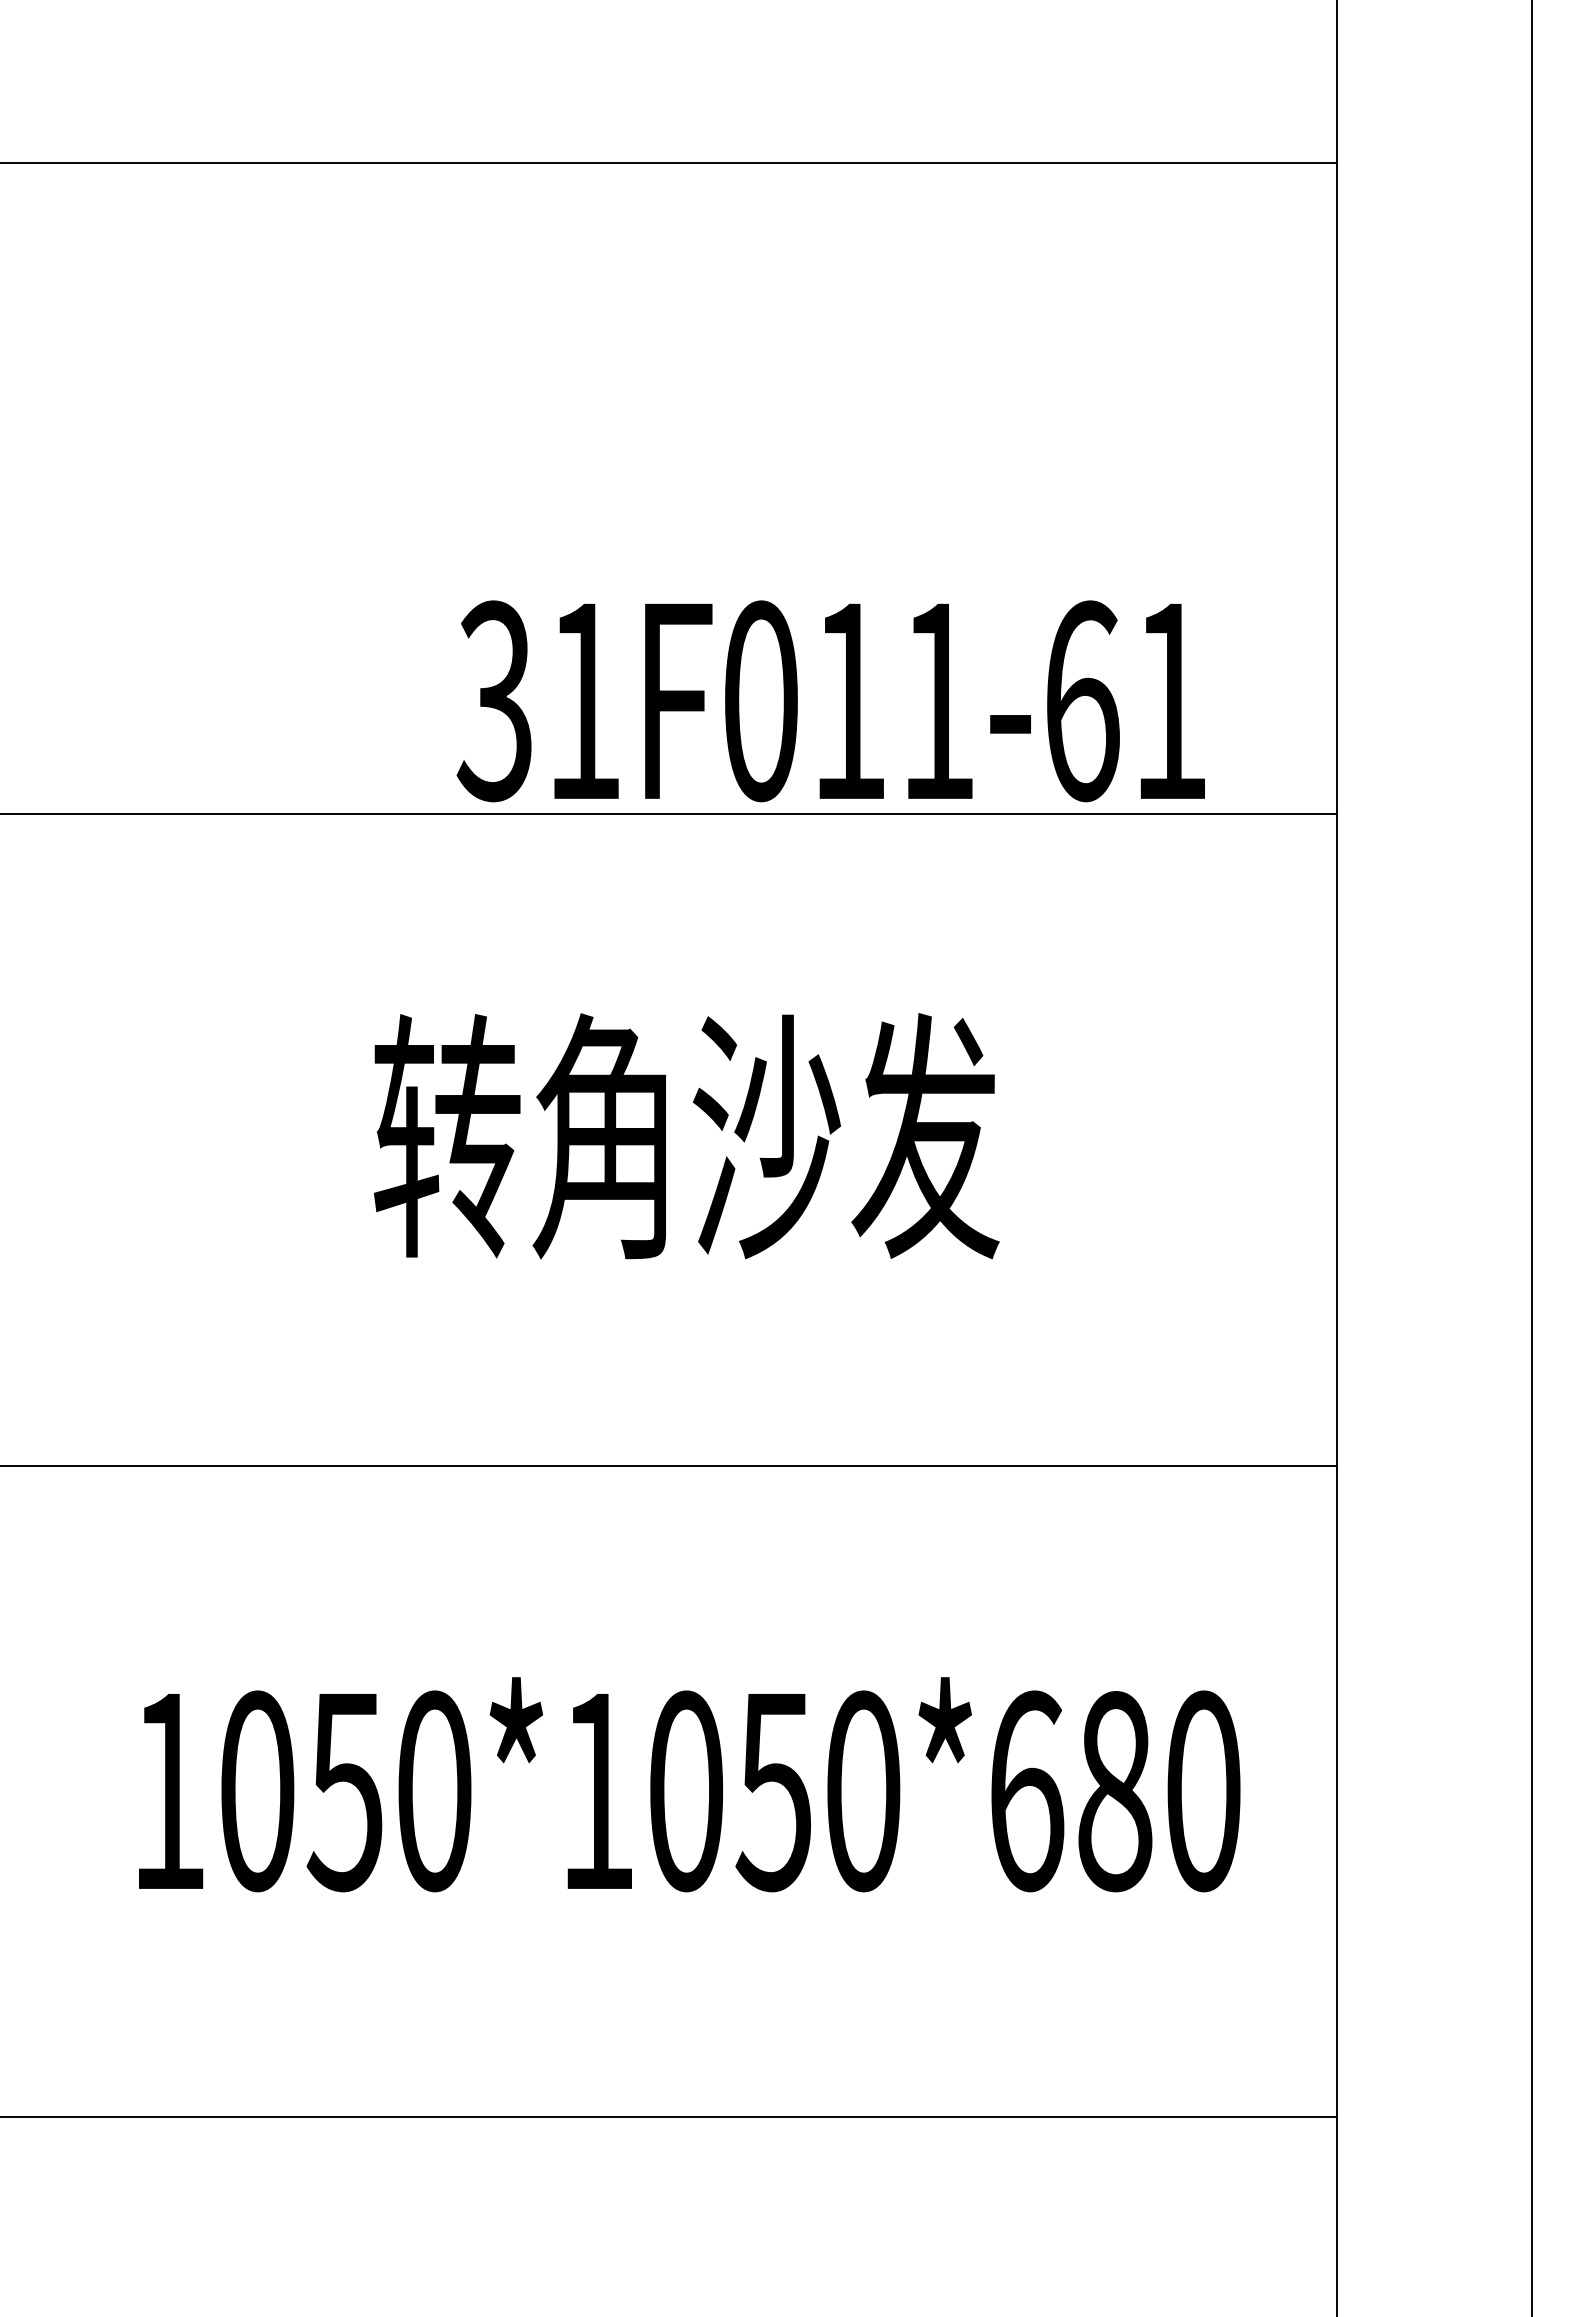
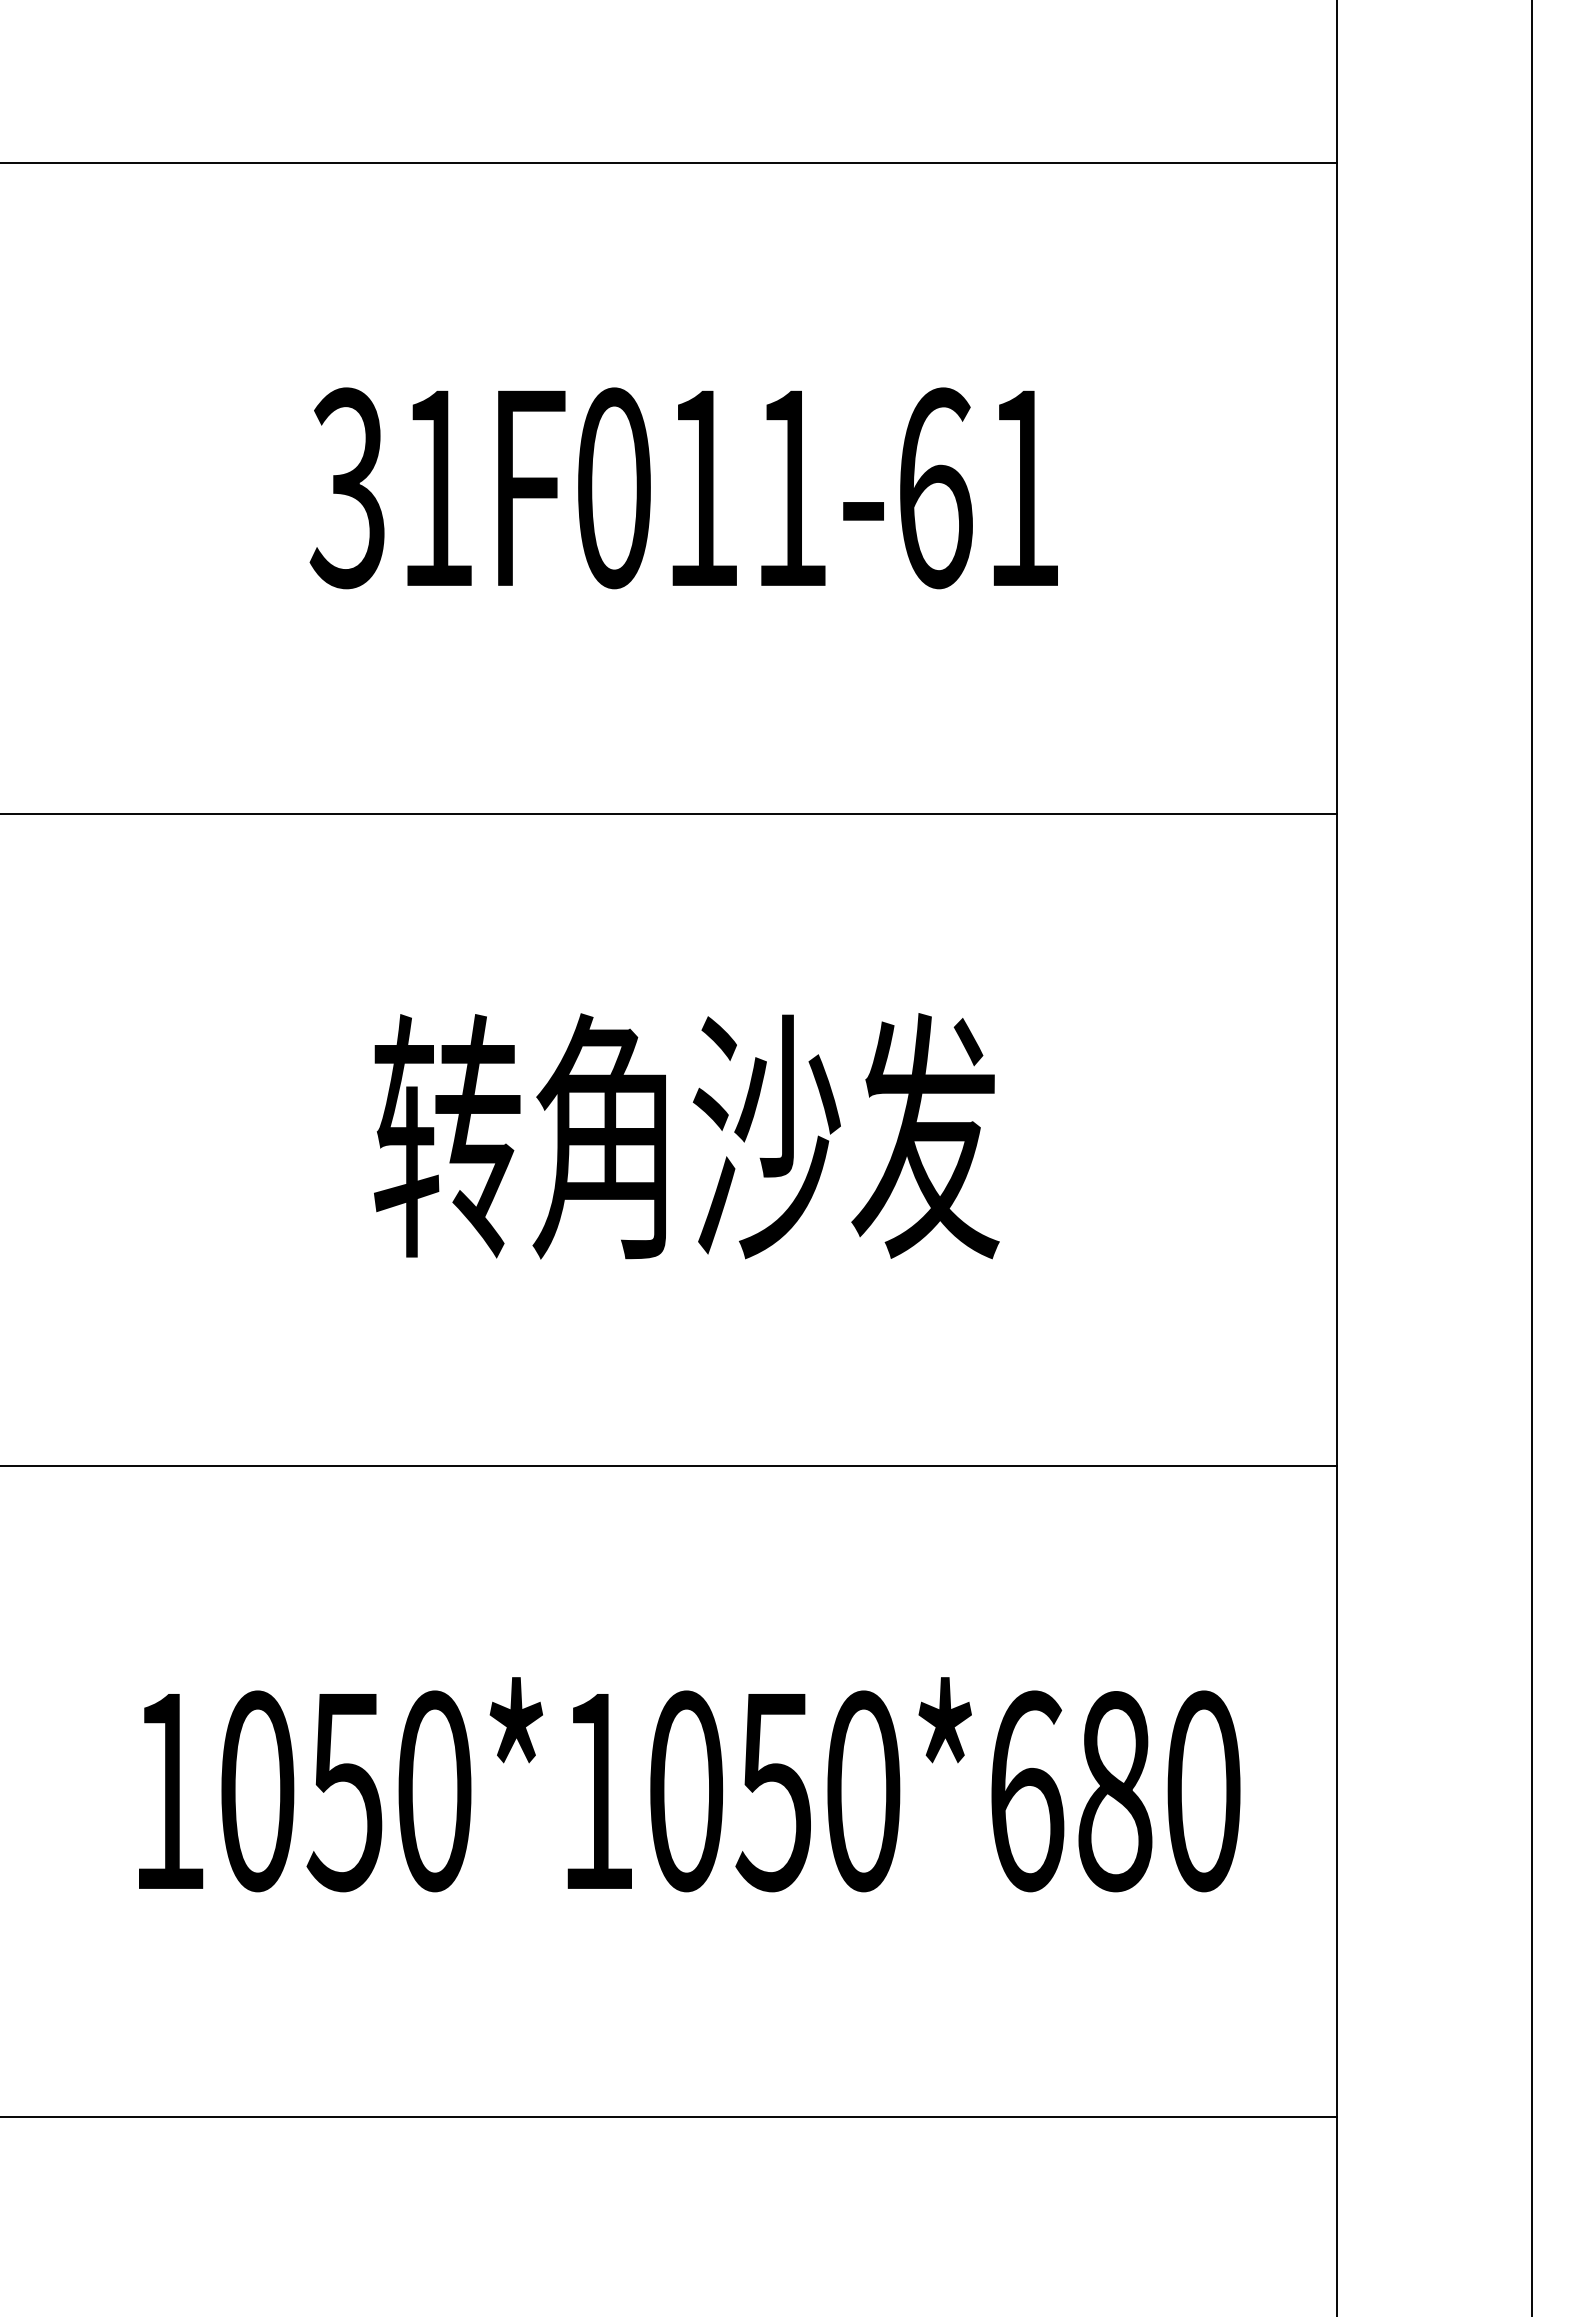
text position: (830, 701) -> (683, 488) (683, 488)
